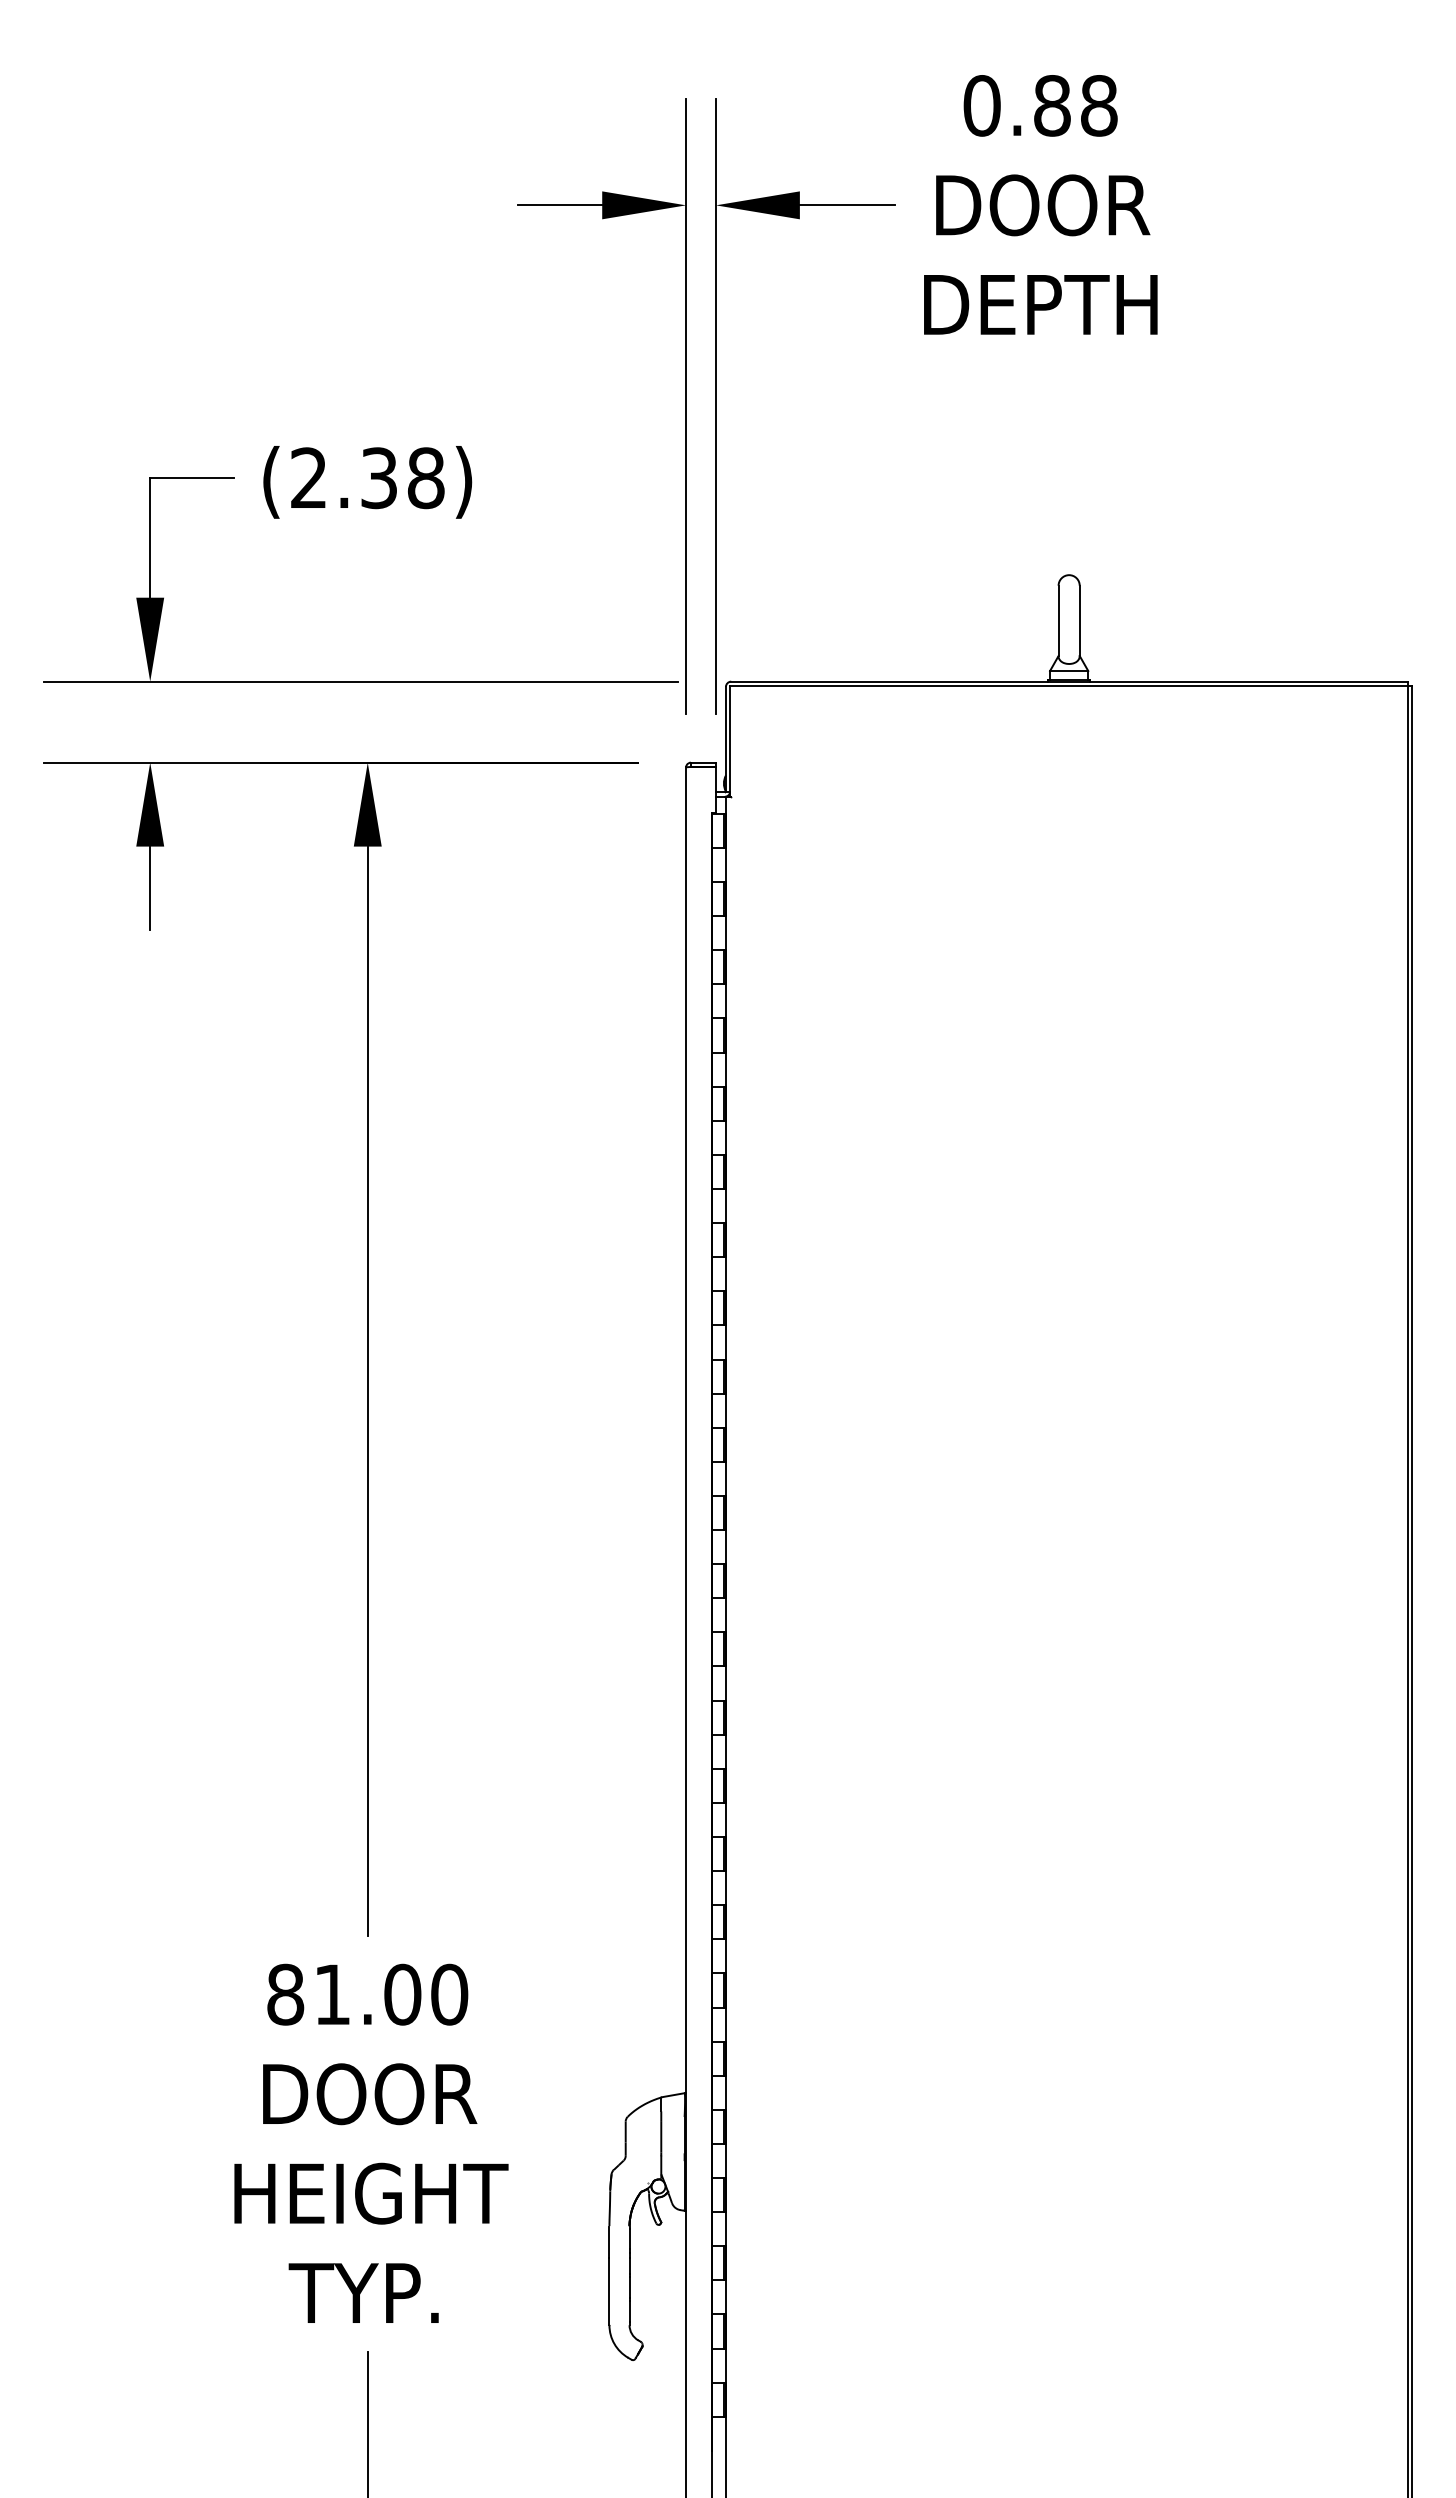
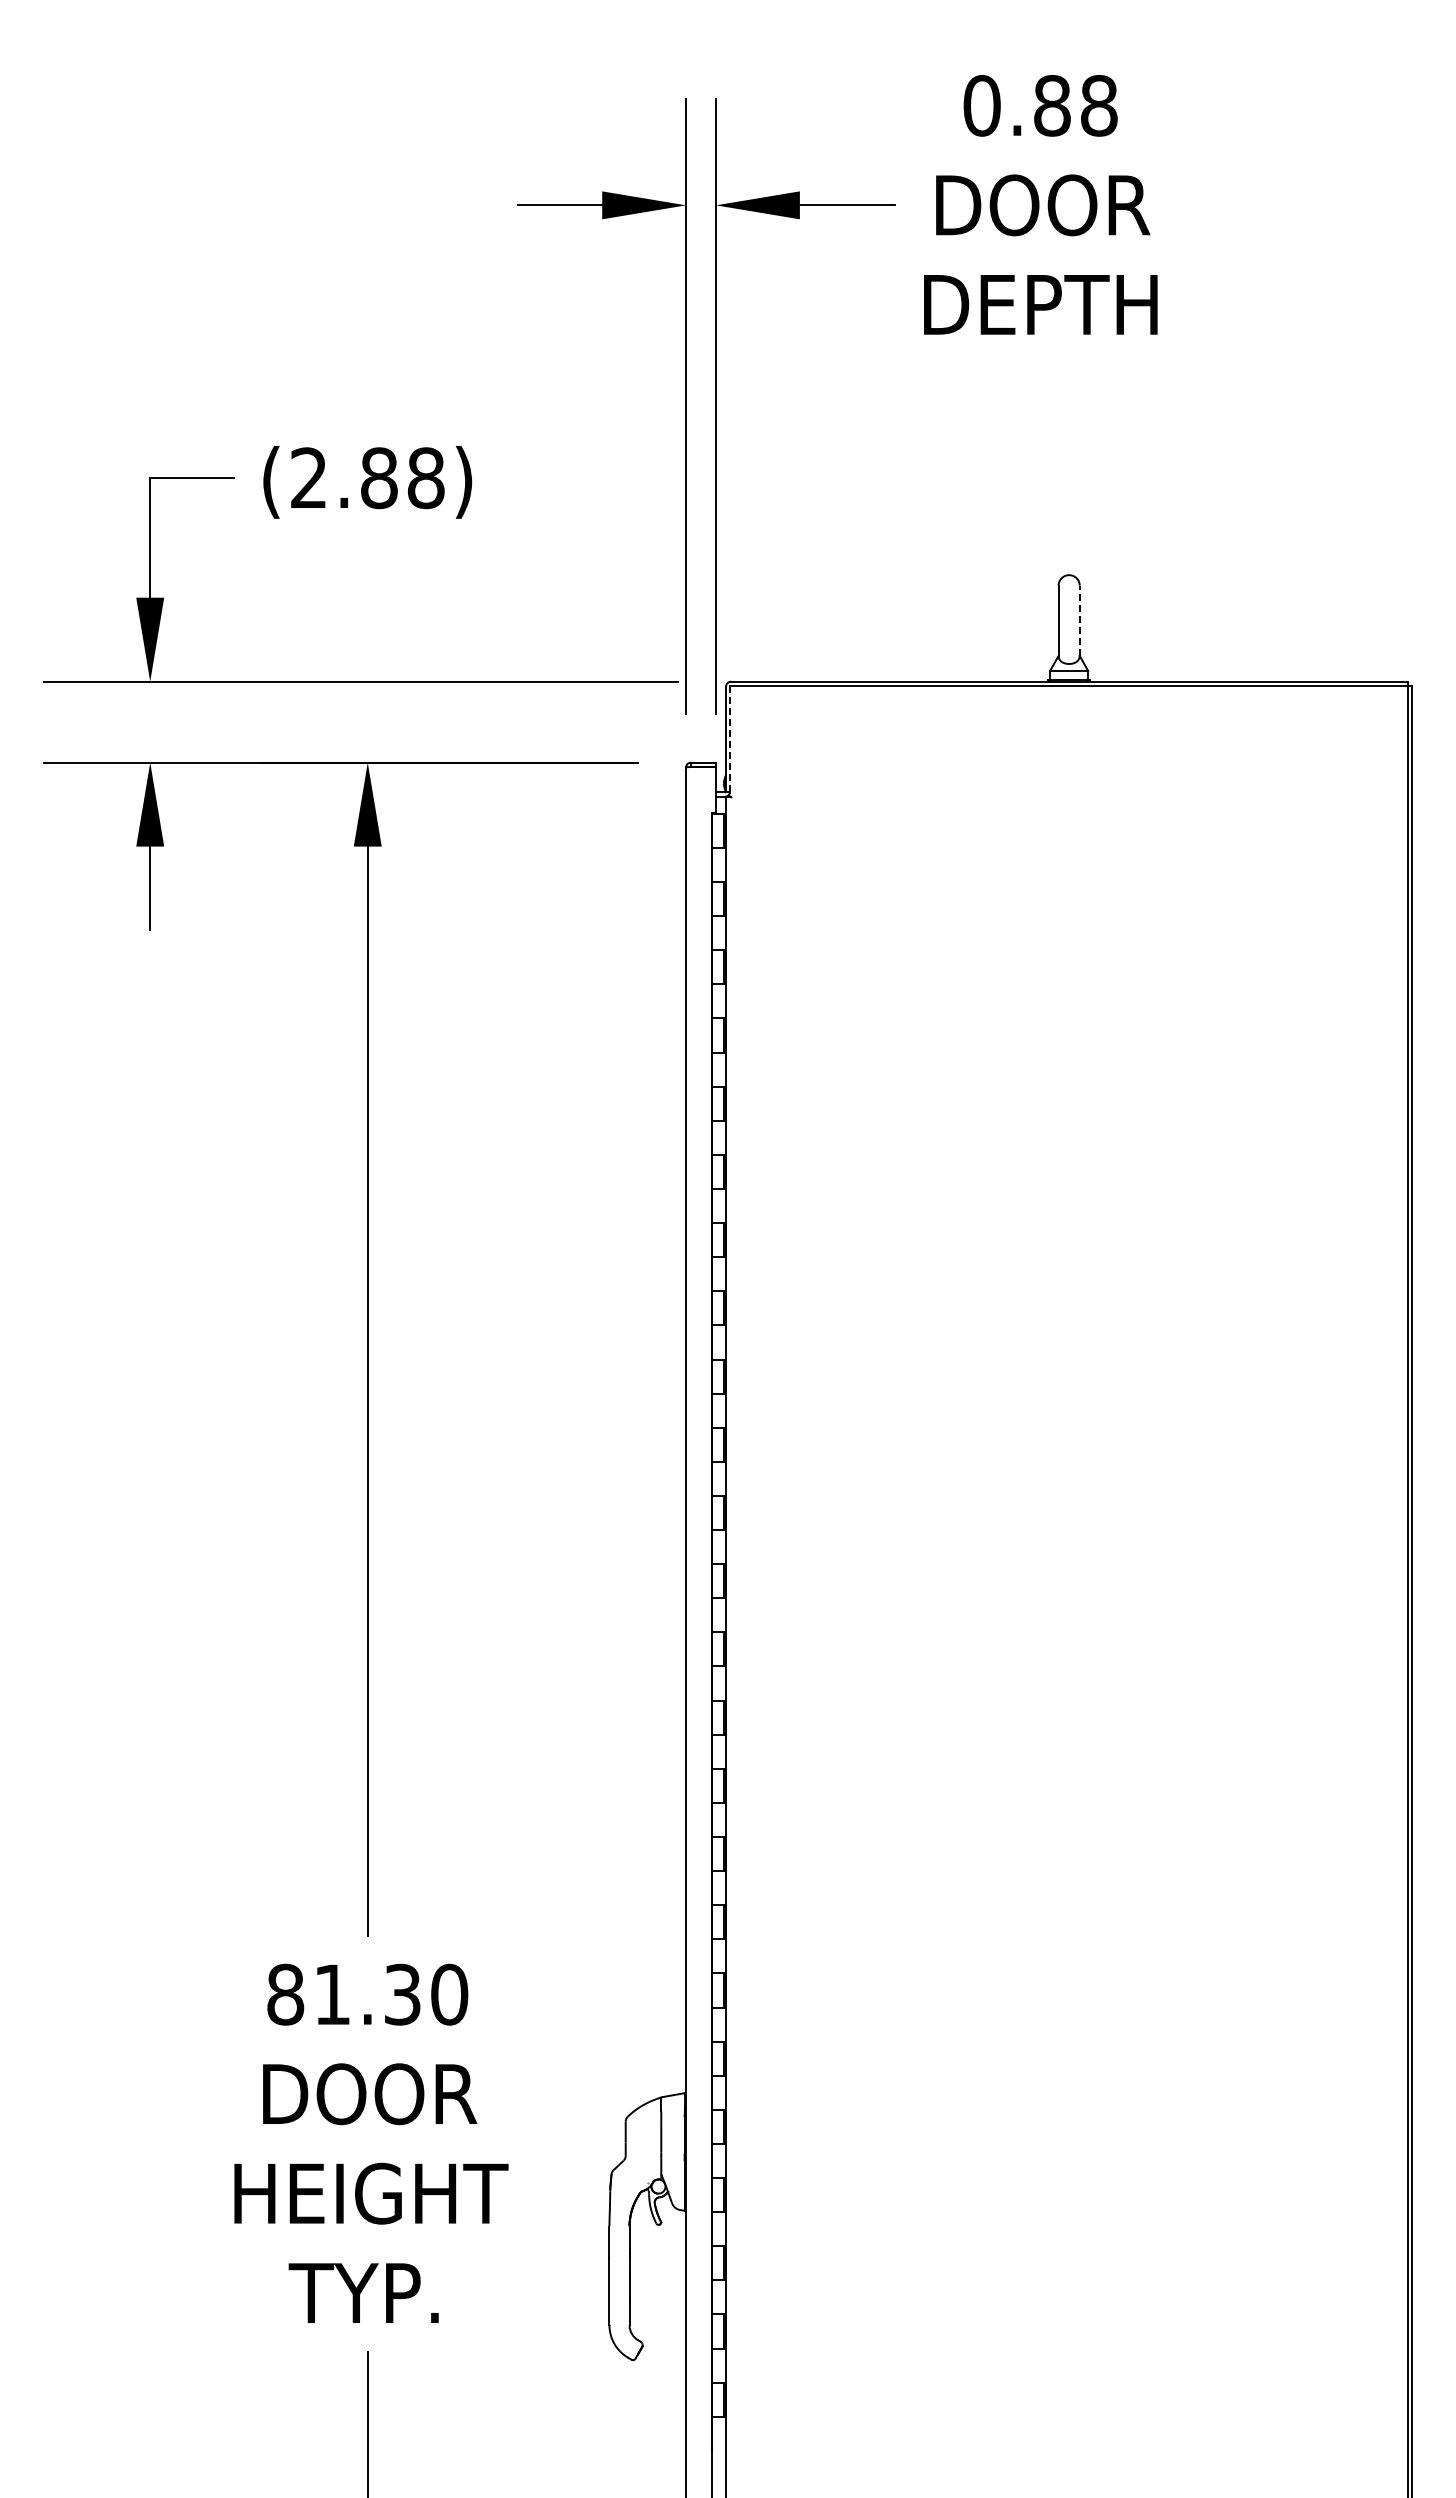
text: (2.38) -> (2.88) (379, 478)
line: solid -> dashed (1079, 620)
line: solid -> dashed (730, 741)
text: 81.00 -> 81.30 (402, 1994)
